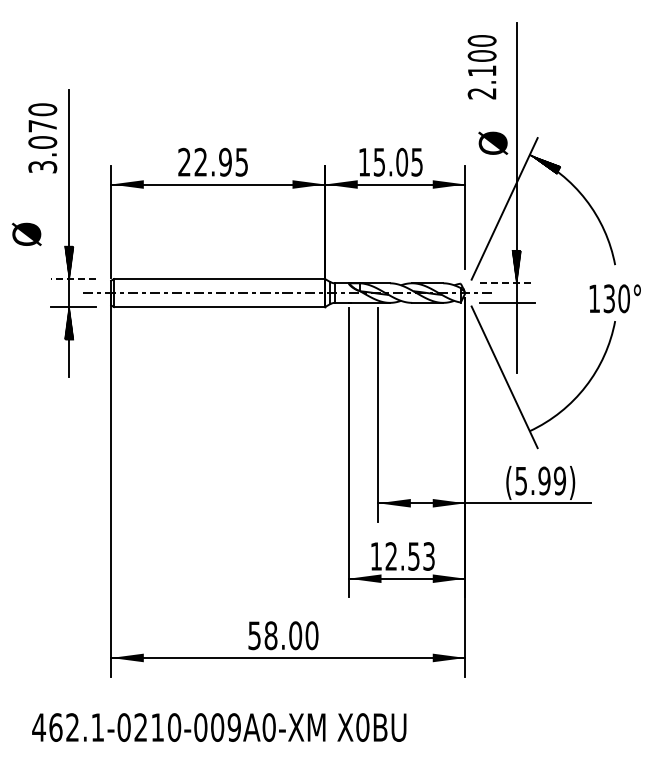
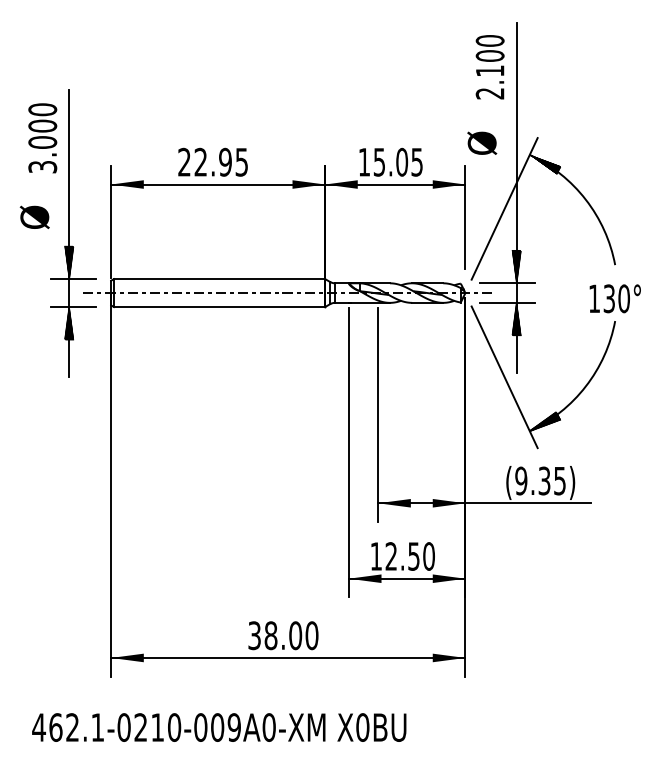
text position: (481, 67) -> (489, 67) (489, 67)
text: 3.070 -> 3.000 (42, 125)
text position: (493, 142) -> (482, 142) (482, 142)
text position: (26, 233) -> (34, 216) (34, 216)
line: dashed -> solid (73, 279)
line: dashed -> solid (507, 283)
hatch: none -> present (516, 318)
hatch: none -> present (544, 421)
text: (5.99) -> (9.35) (540, 480)
text: 12.53 -> 12.50 (428, 556)
text: 58.00 -> 38.00 (254, 635)
